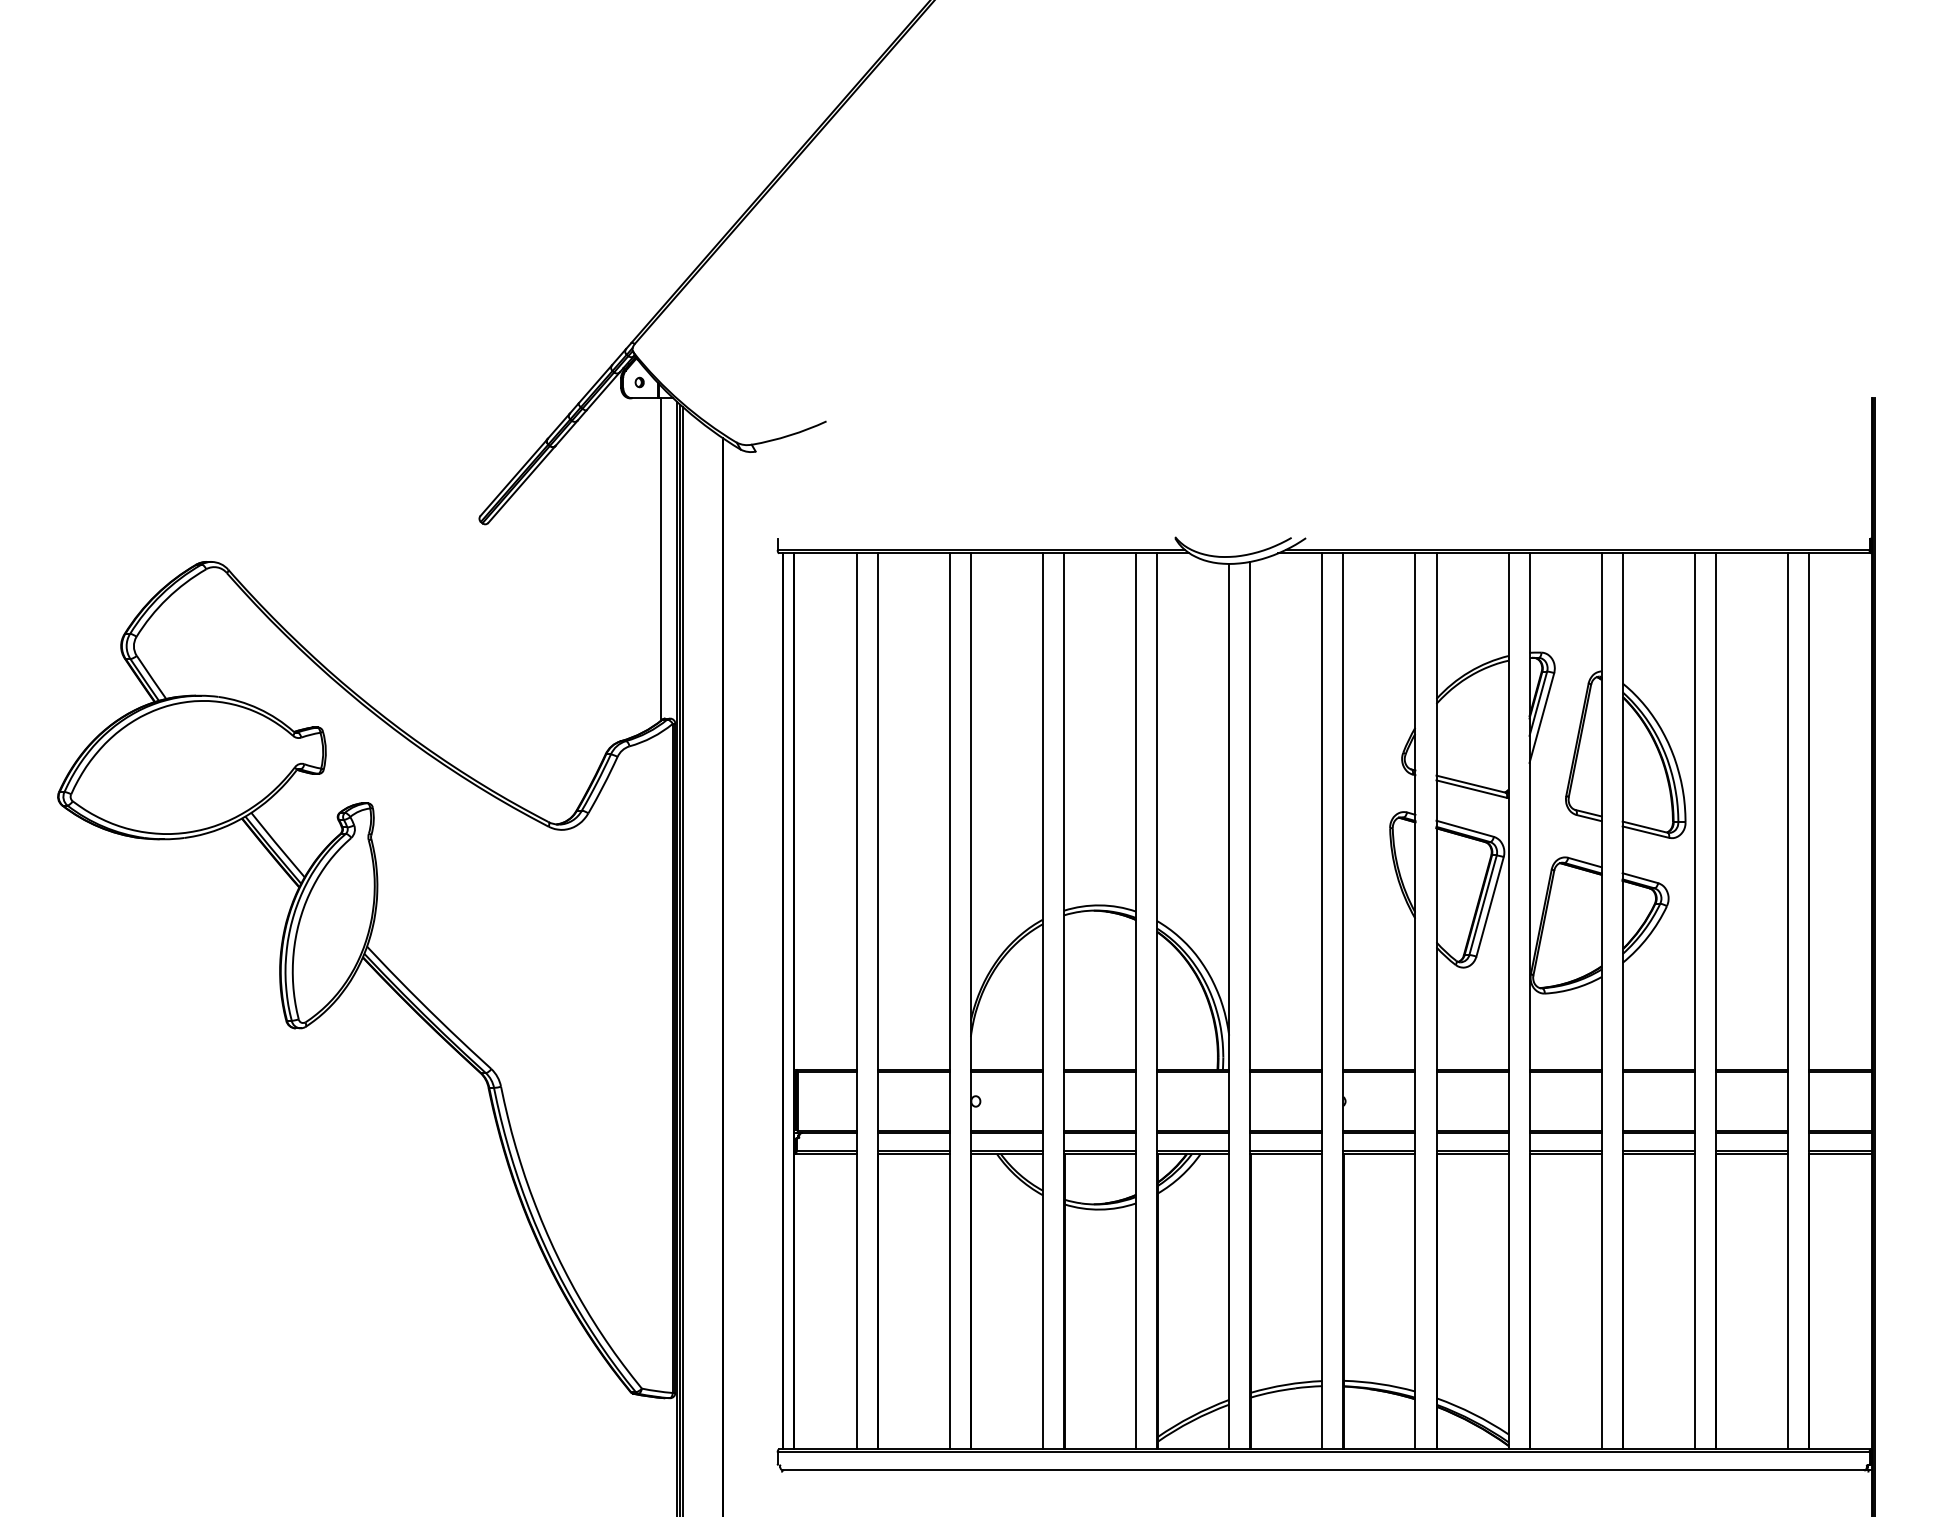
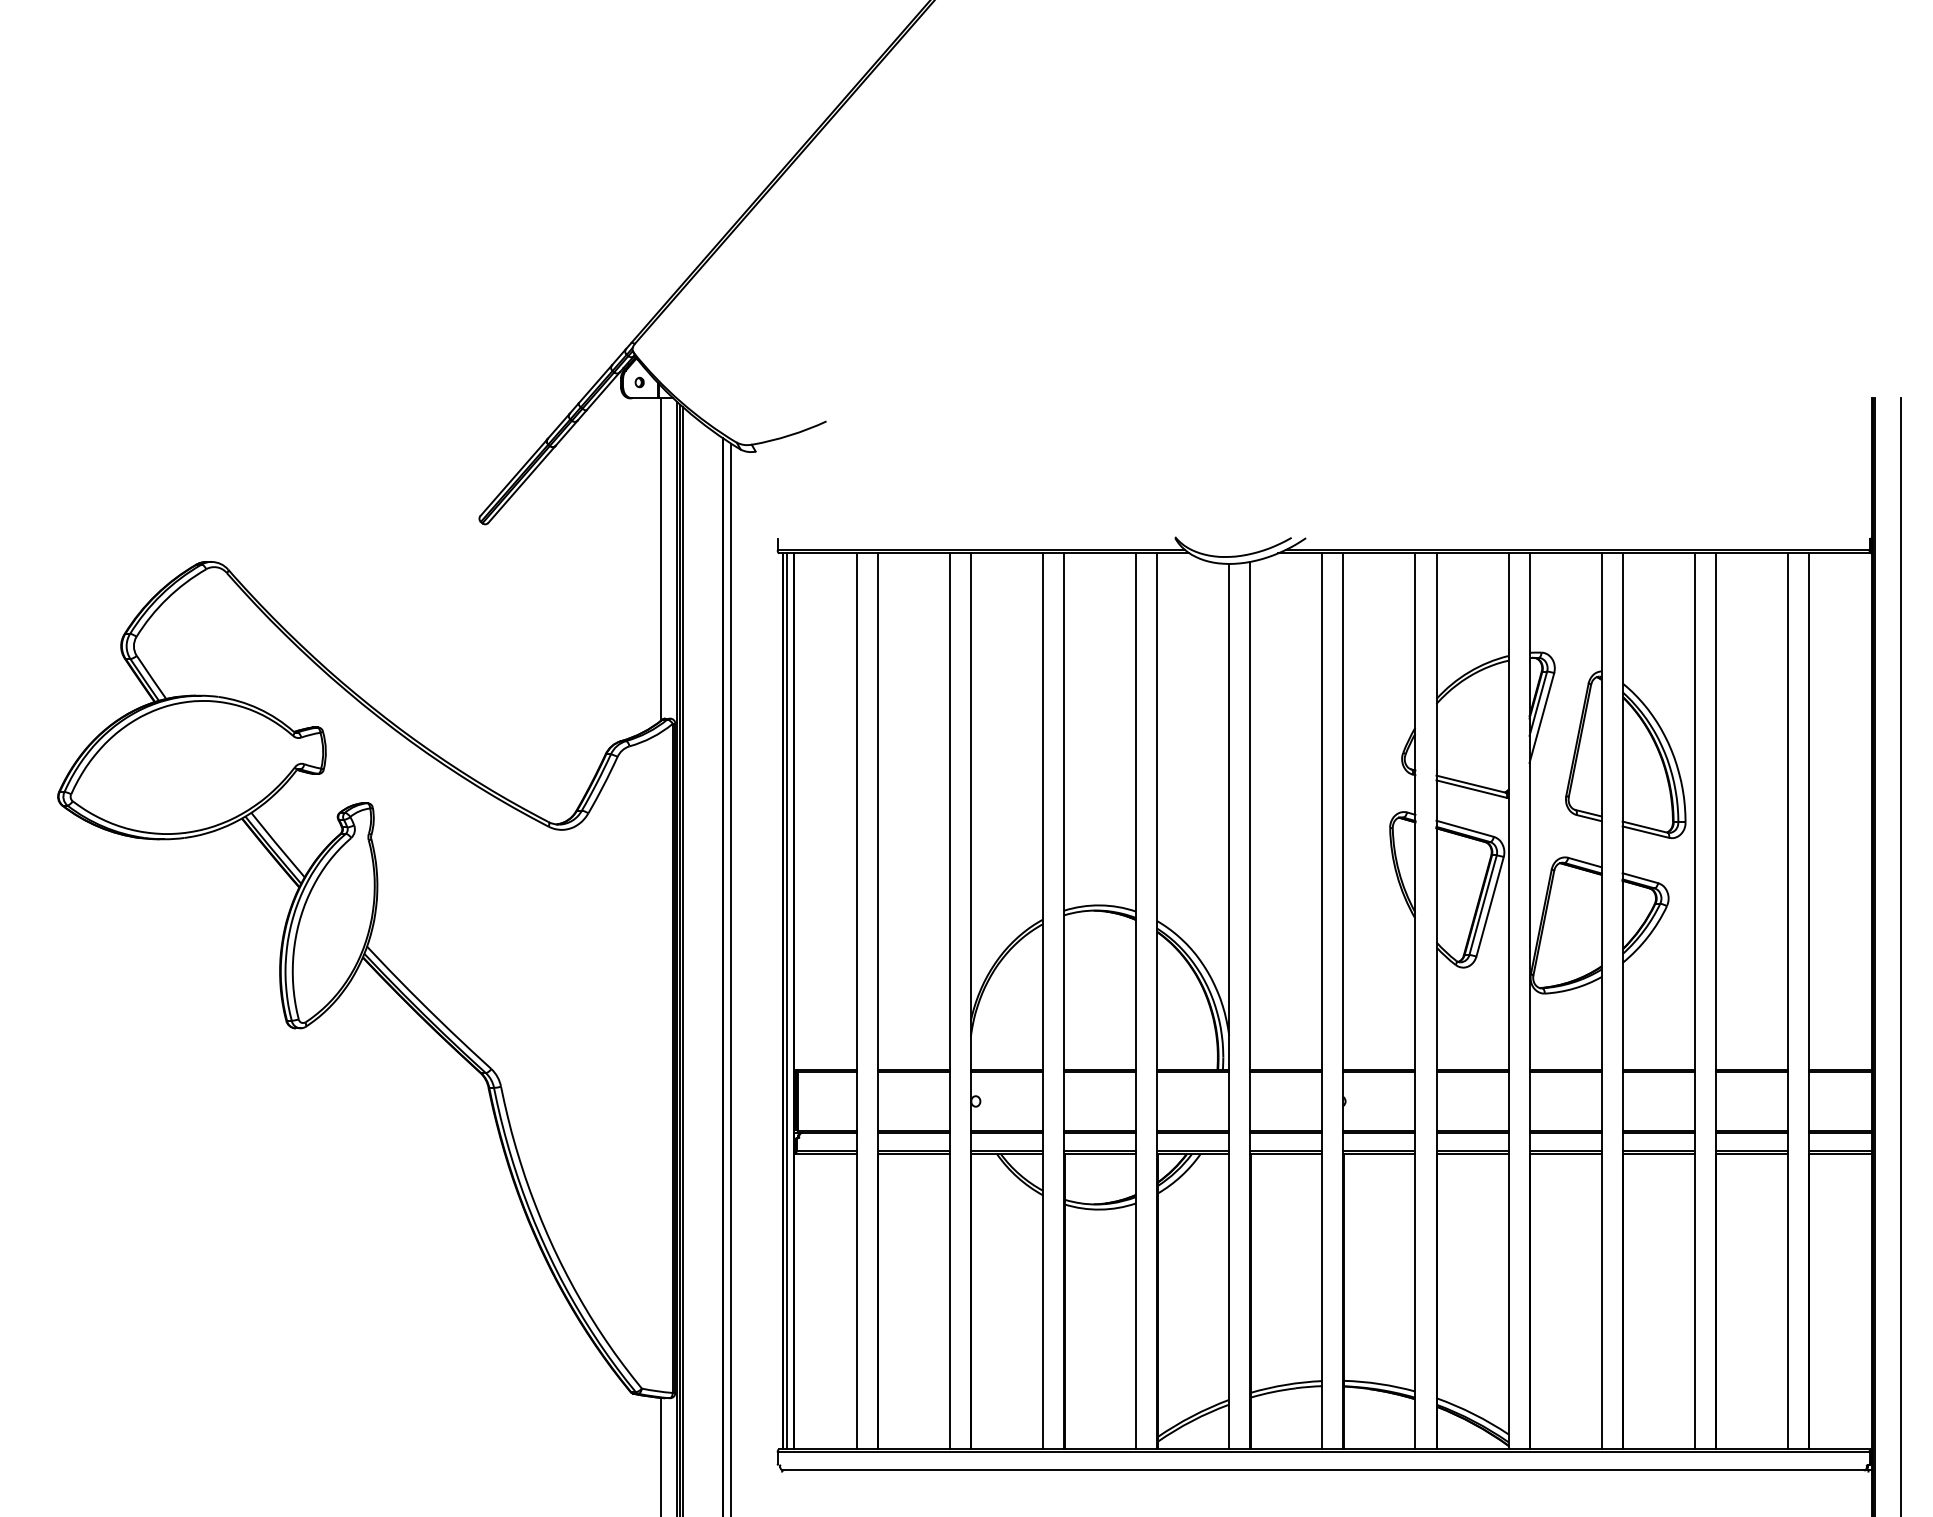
line: none -> present (1900, 955)
line: none -> present (731, 978)
line: none -> present (787, 1001)
line: none -> present (660, 1455)
